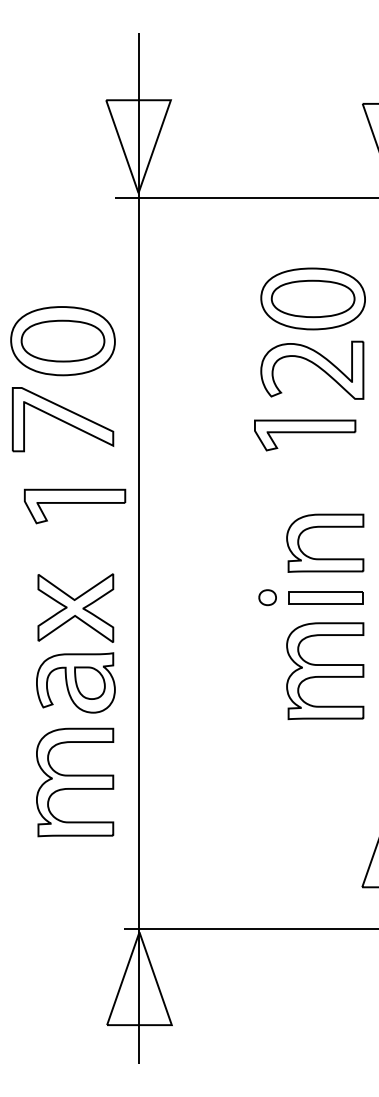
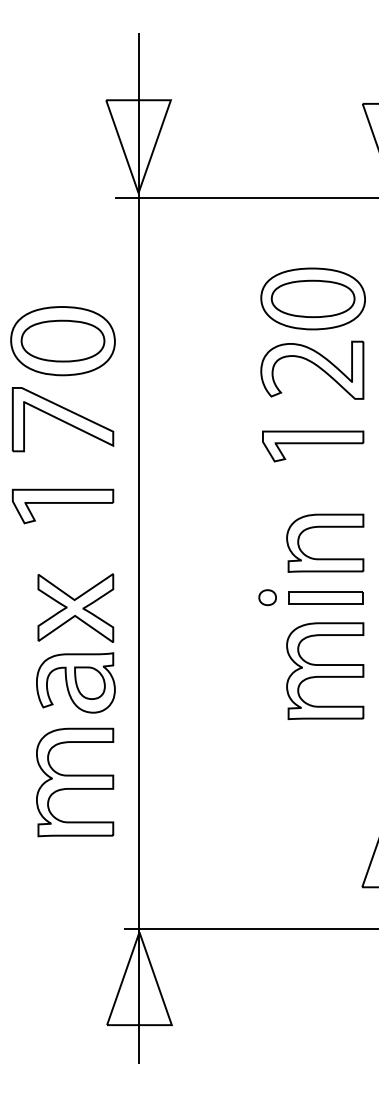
part position: (305, 435) -> (313, 446) (313, 446)
part position: (74, 506) -> (62, 506) (62, 506)
